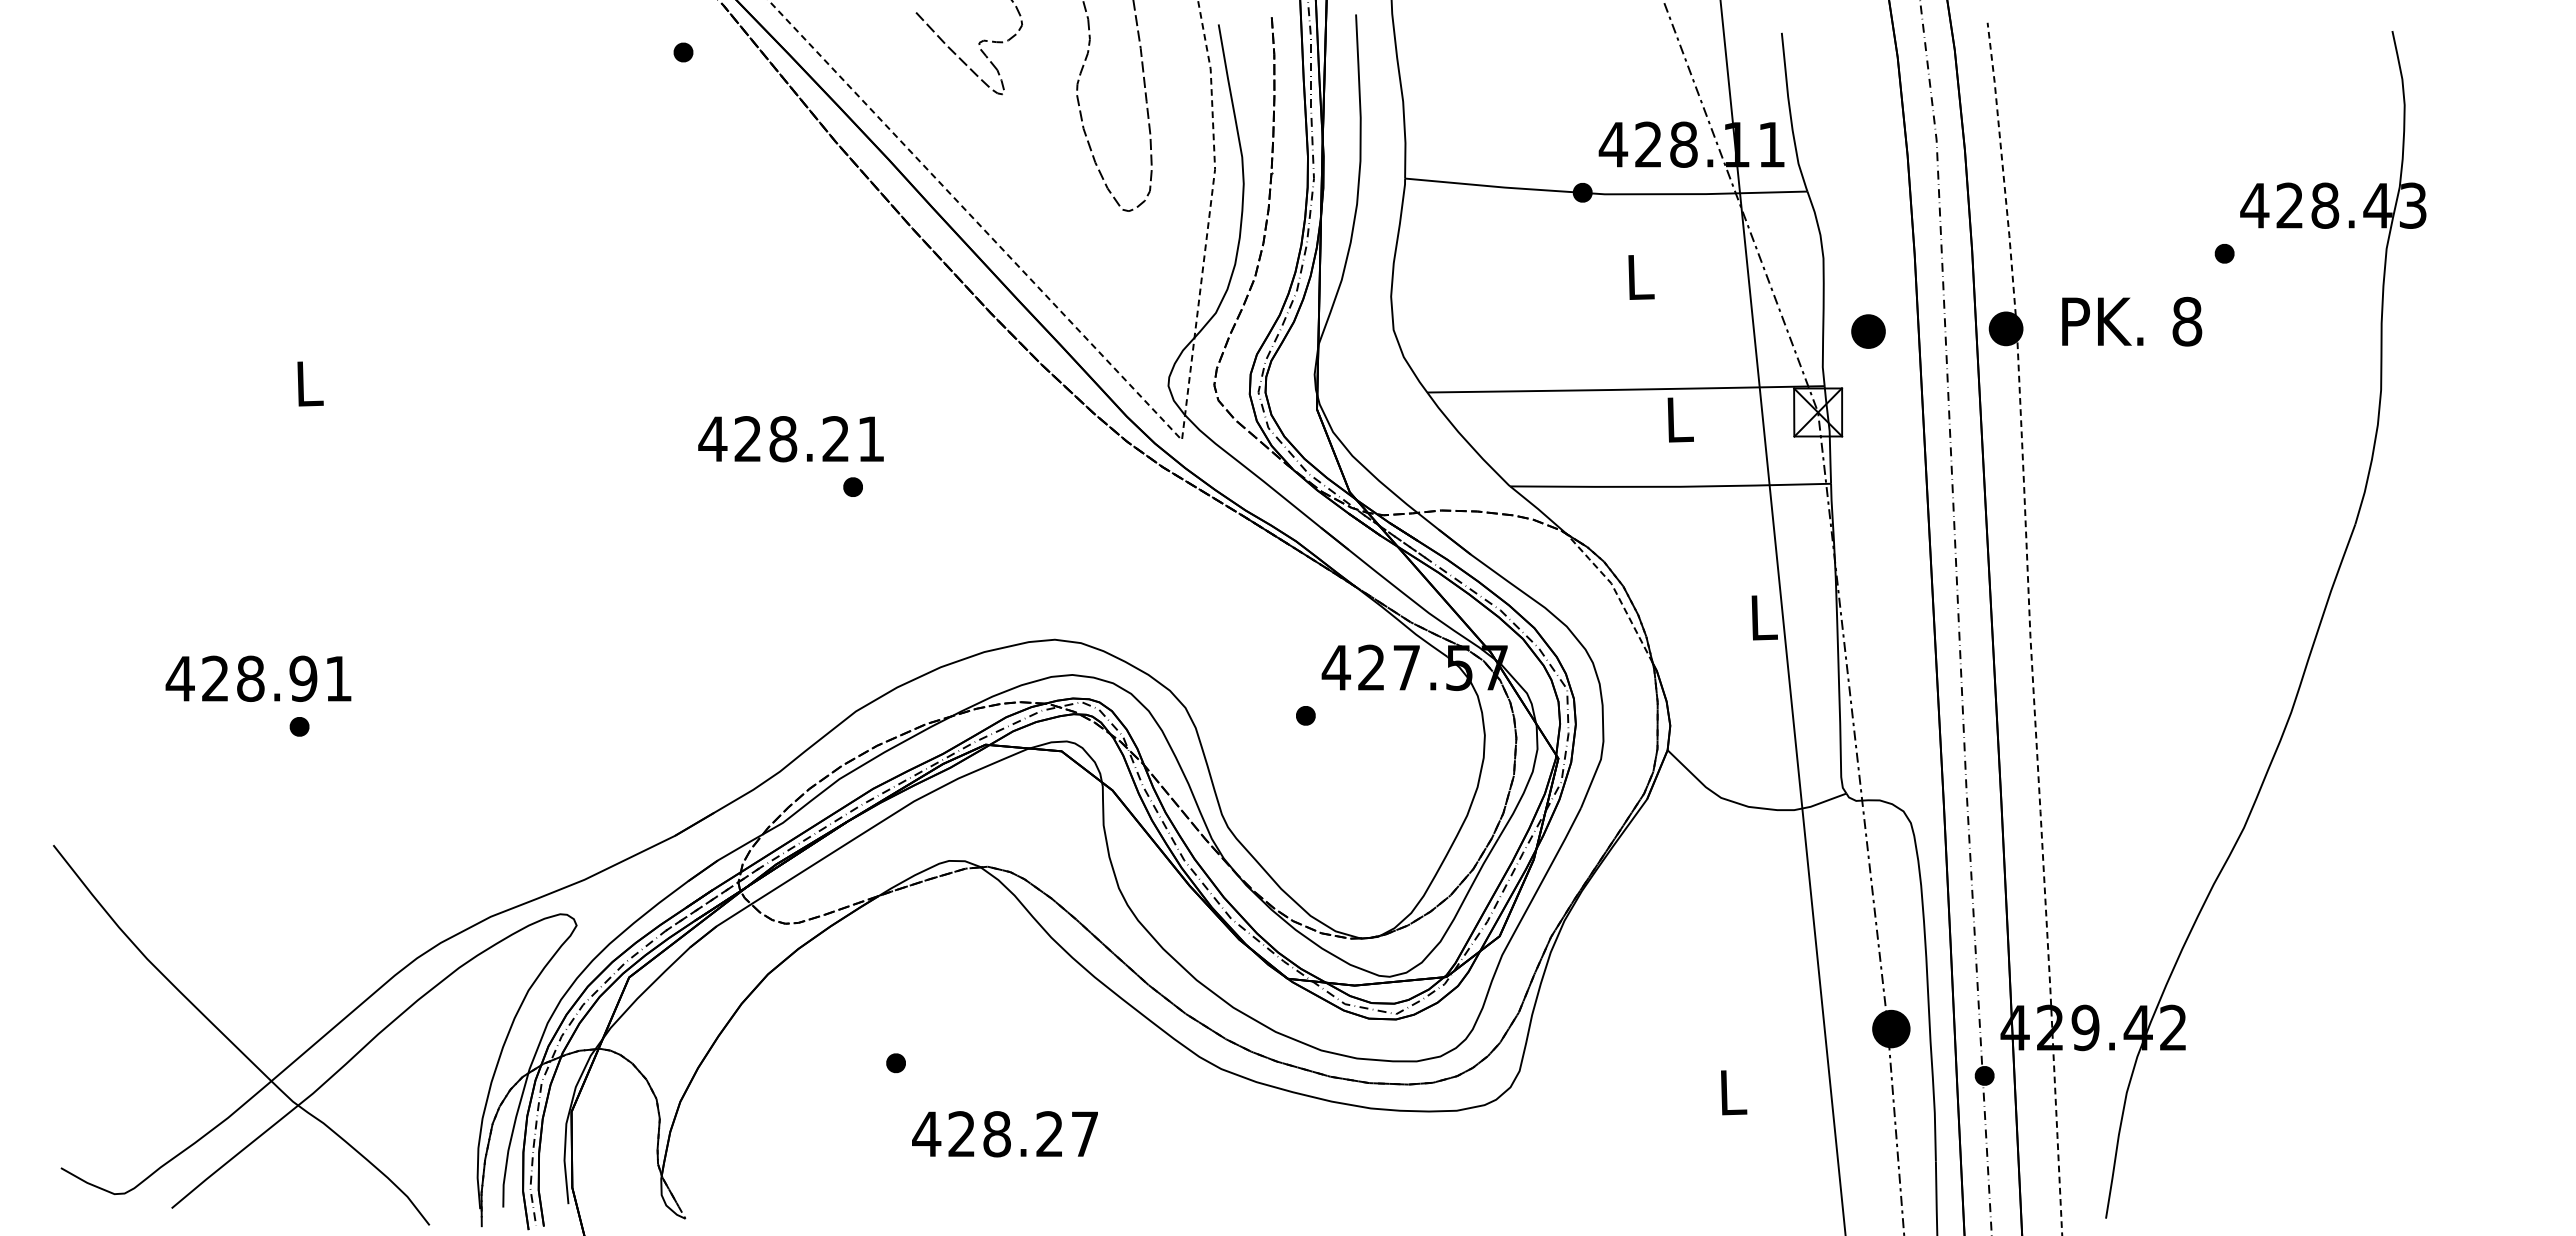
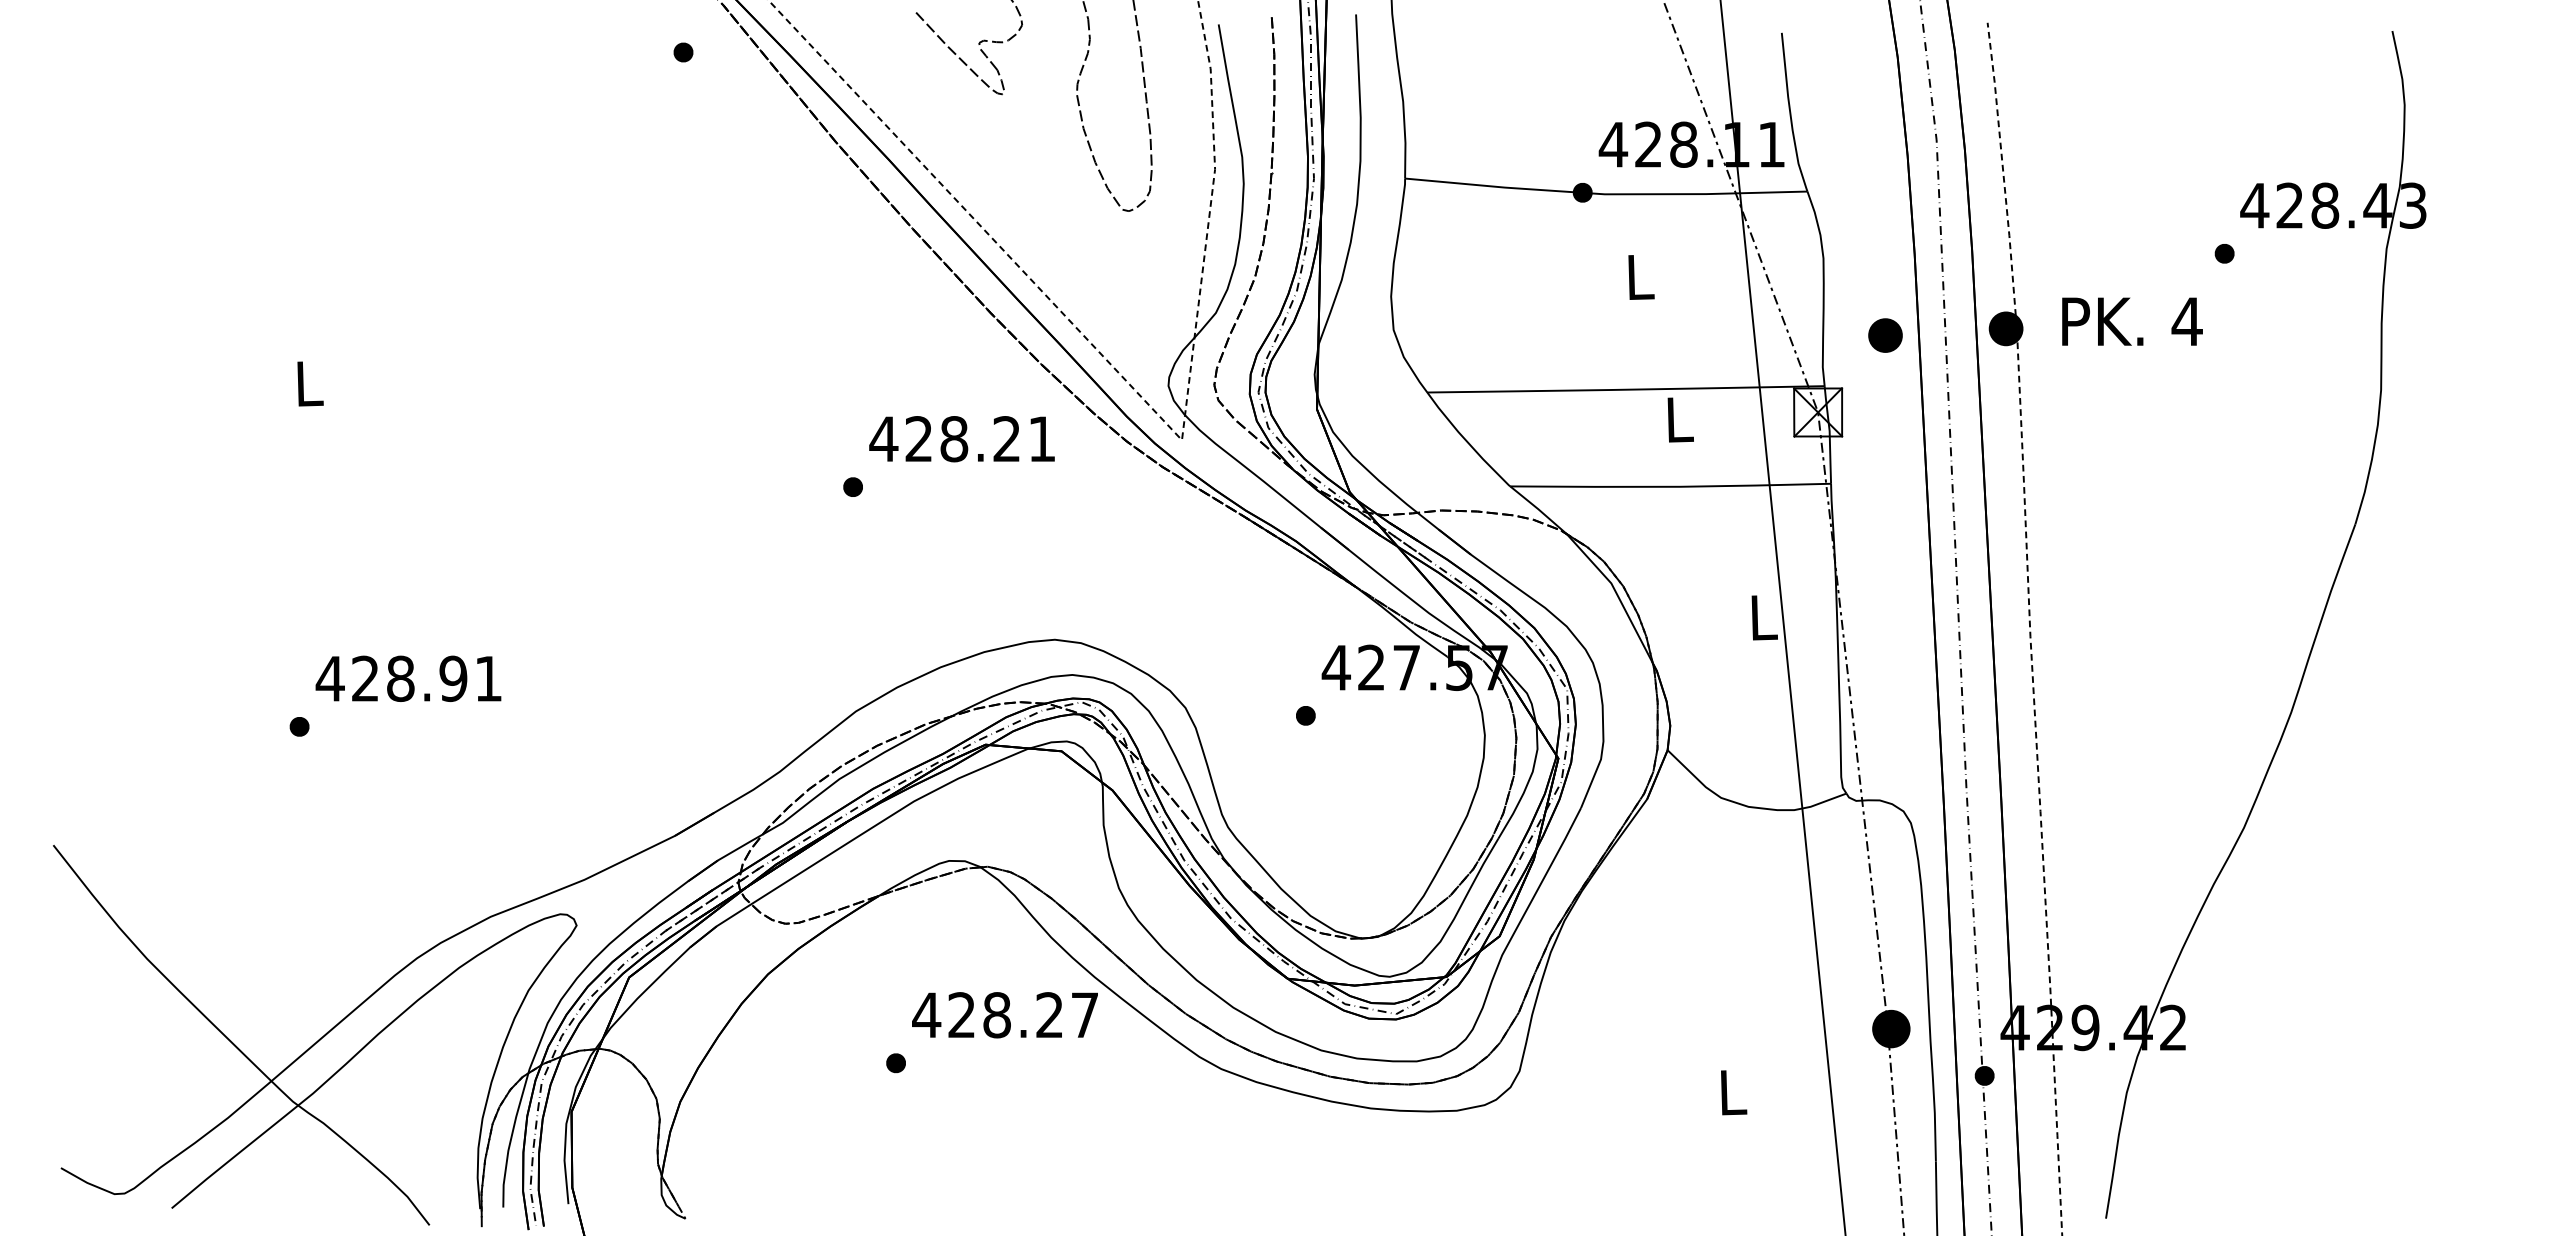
text: 8 -> 4 (2186, 321)
part position: (1868, 331) -> (1885, 335) (1885, 335)
text position: (790, 439) -> (961, 439) (961, 439)
line: dashed -> solid (1615, 592)
text position: (258, 678) -> (408, 678) (408, 678)
text position: (1004, 1134) -> (1004, 1015) (1004, 1015)
